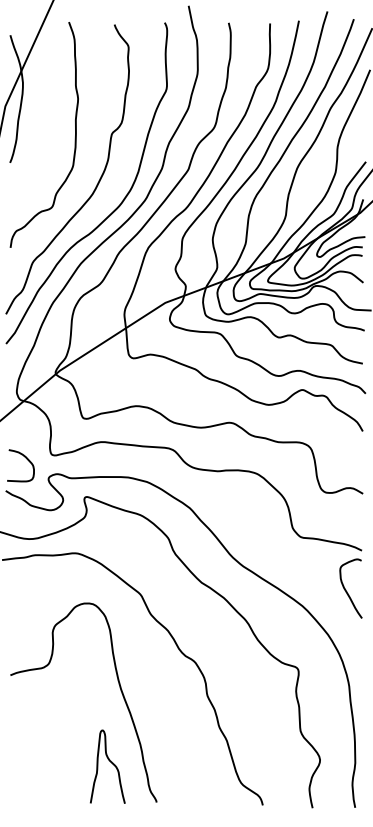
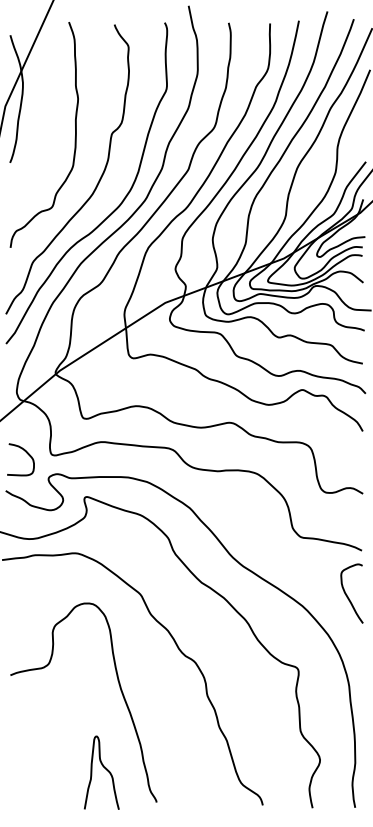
curve position: (26, 459) -> (26, 453) (26, 453)
curve position: (346, 589) -> (347, 594) (347, 594)
curve position: (110, 762) -> (104, 768) (104, 768)
